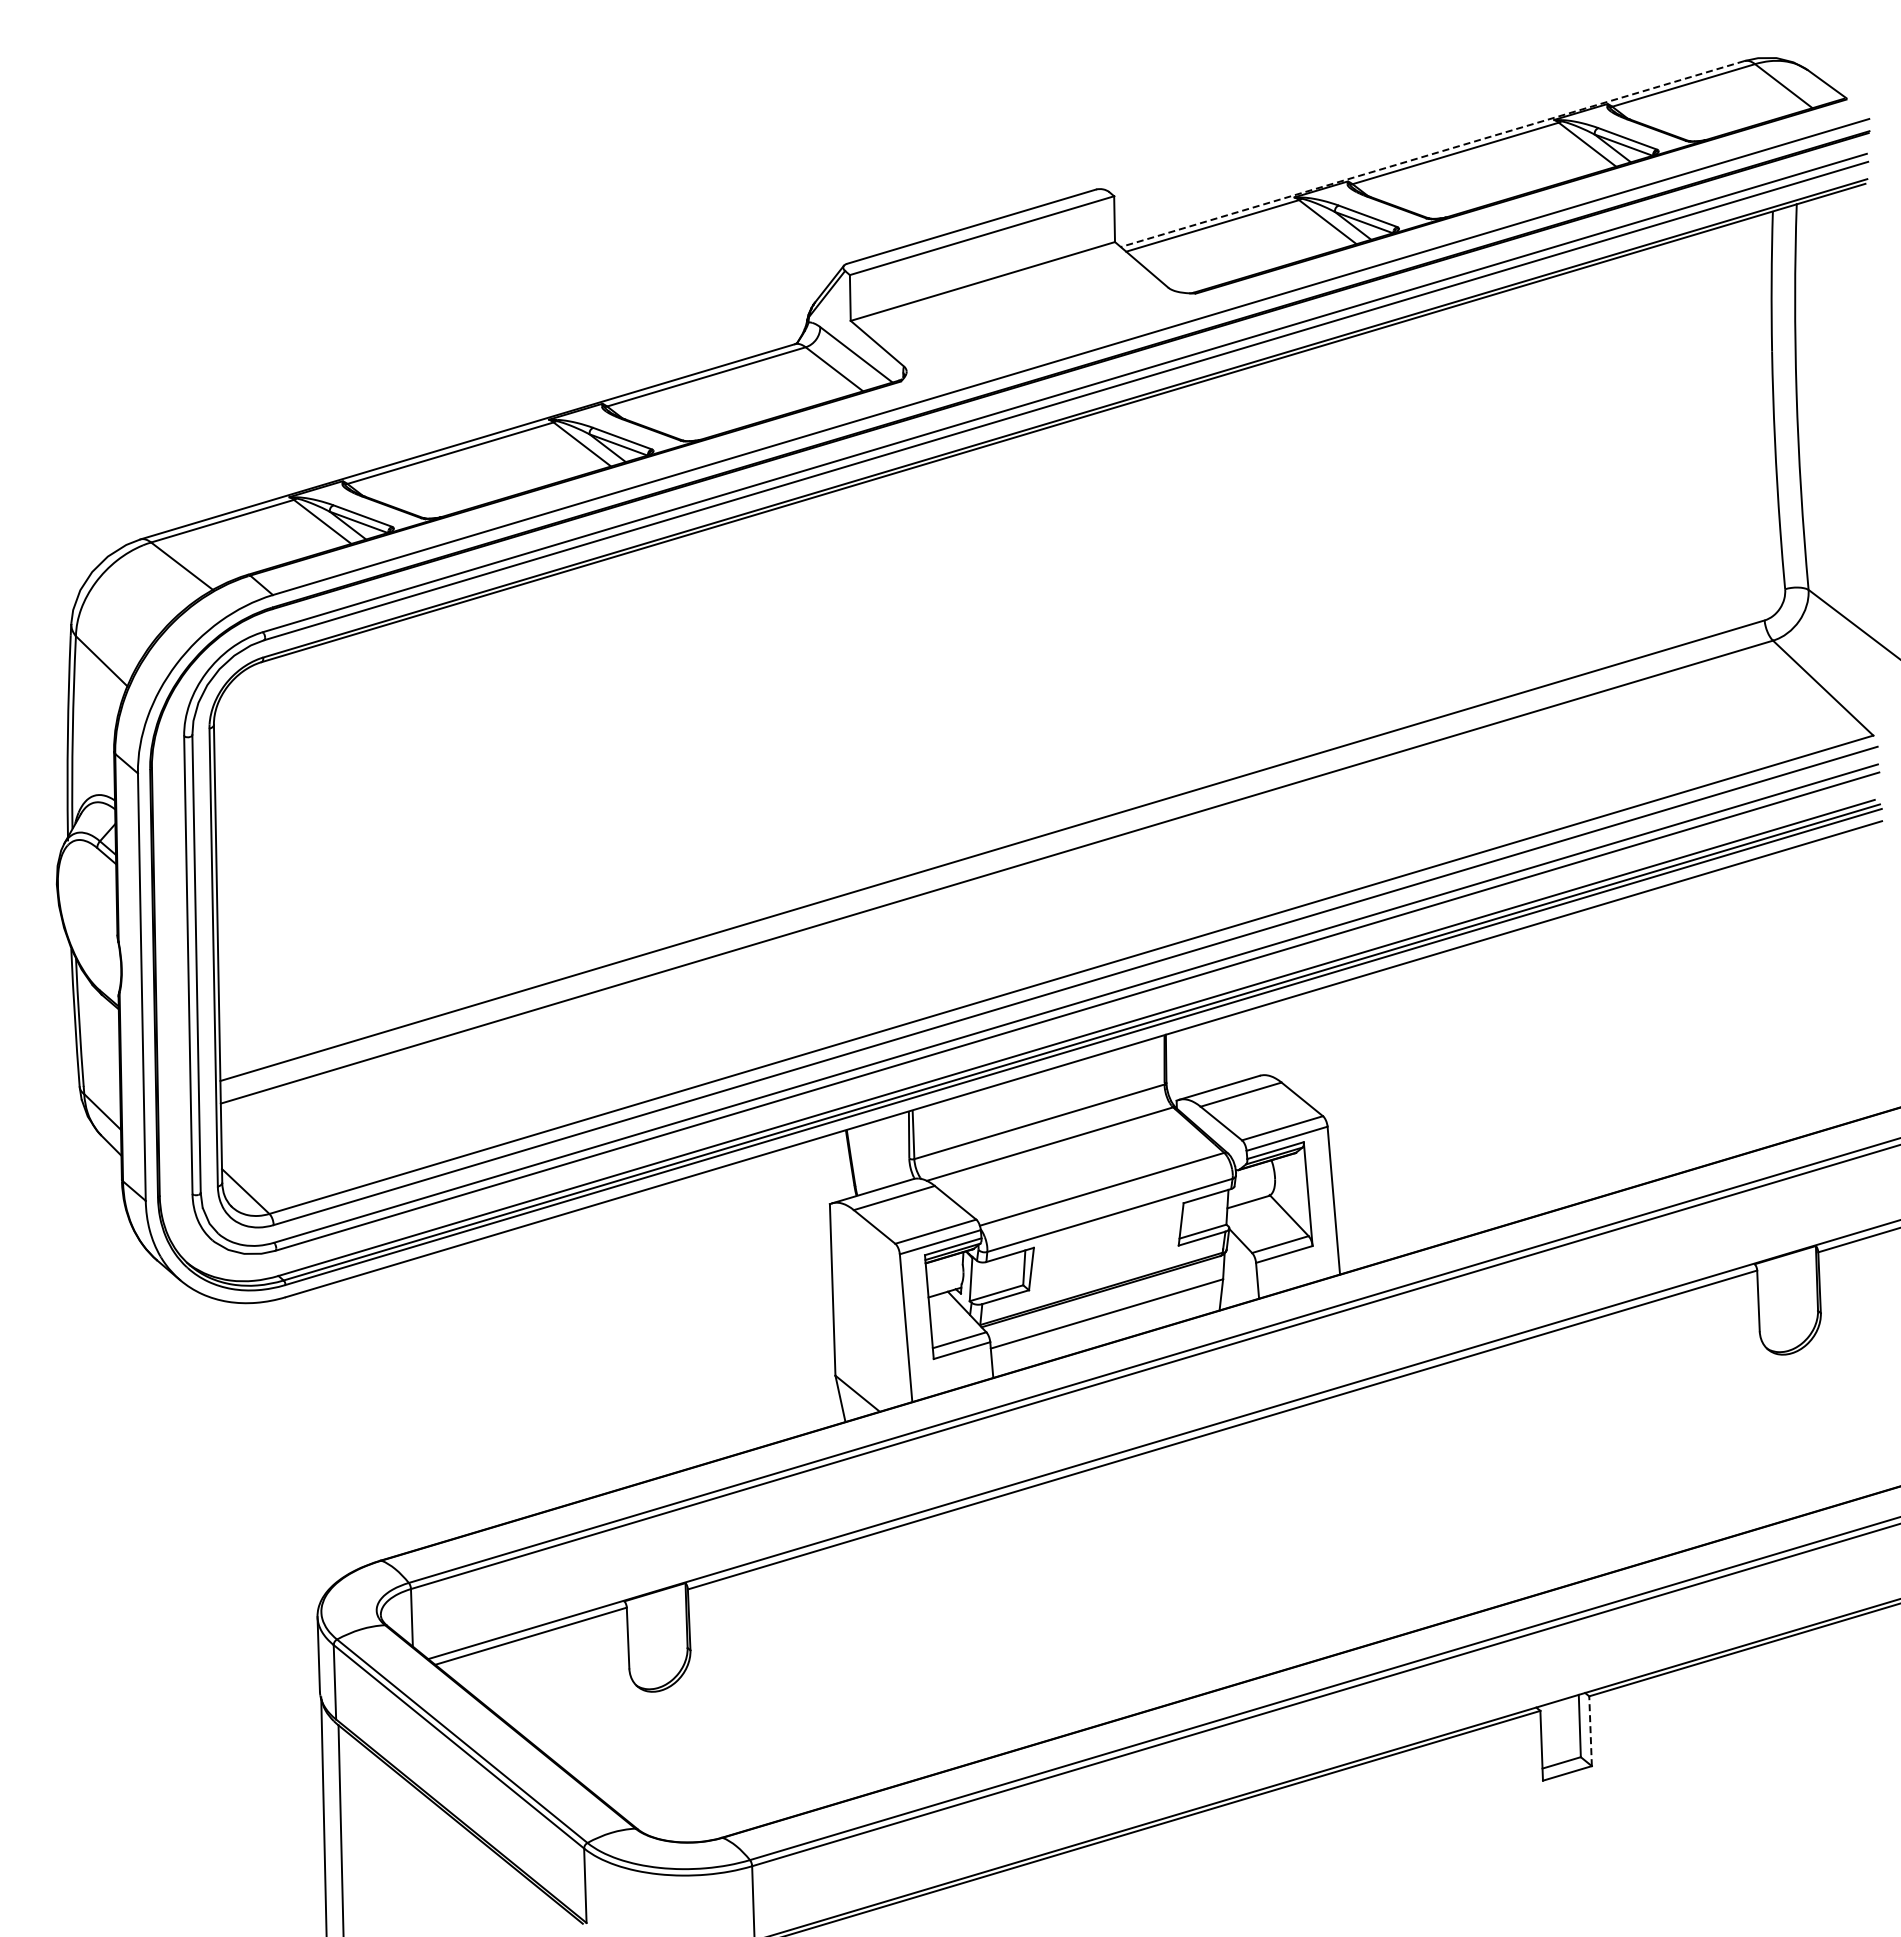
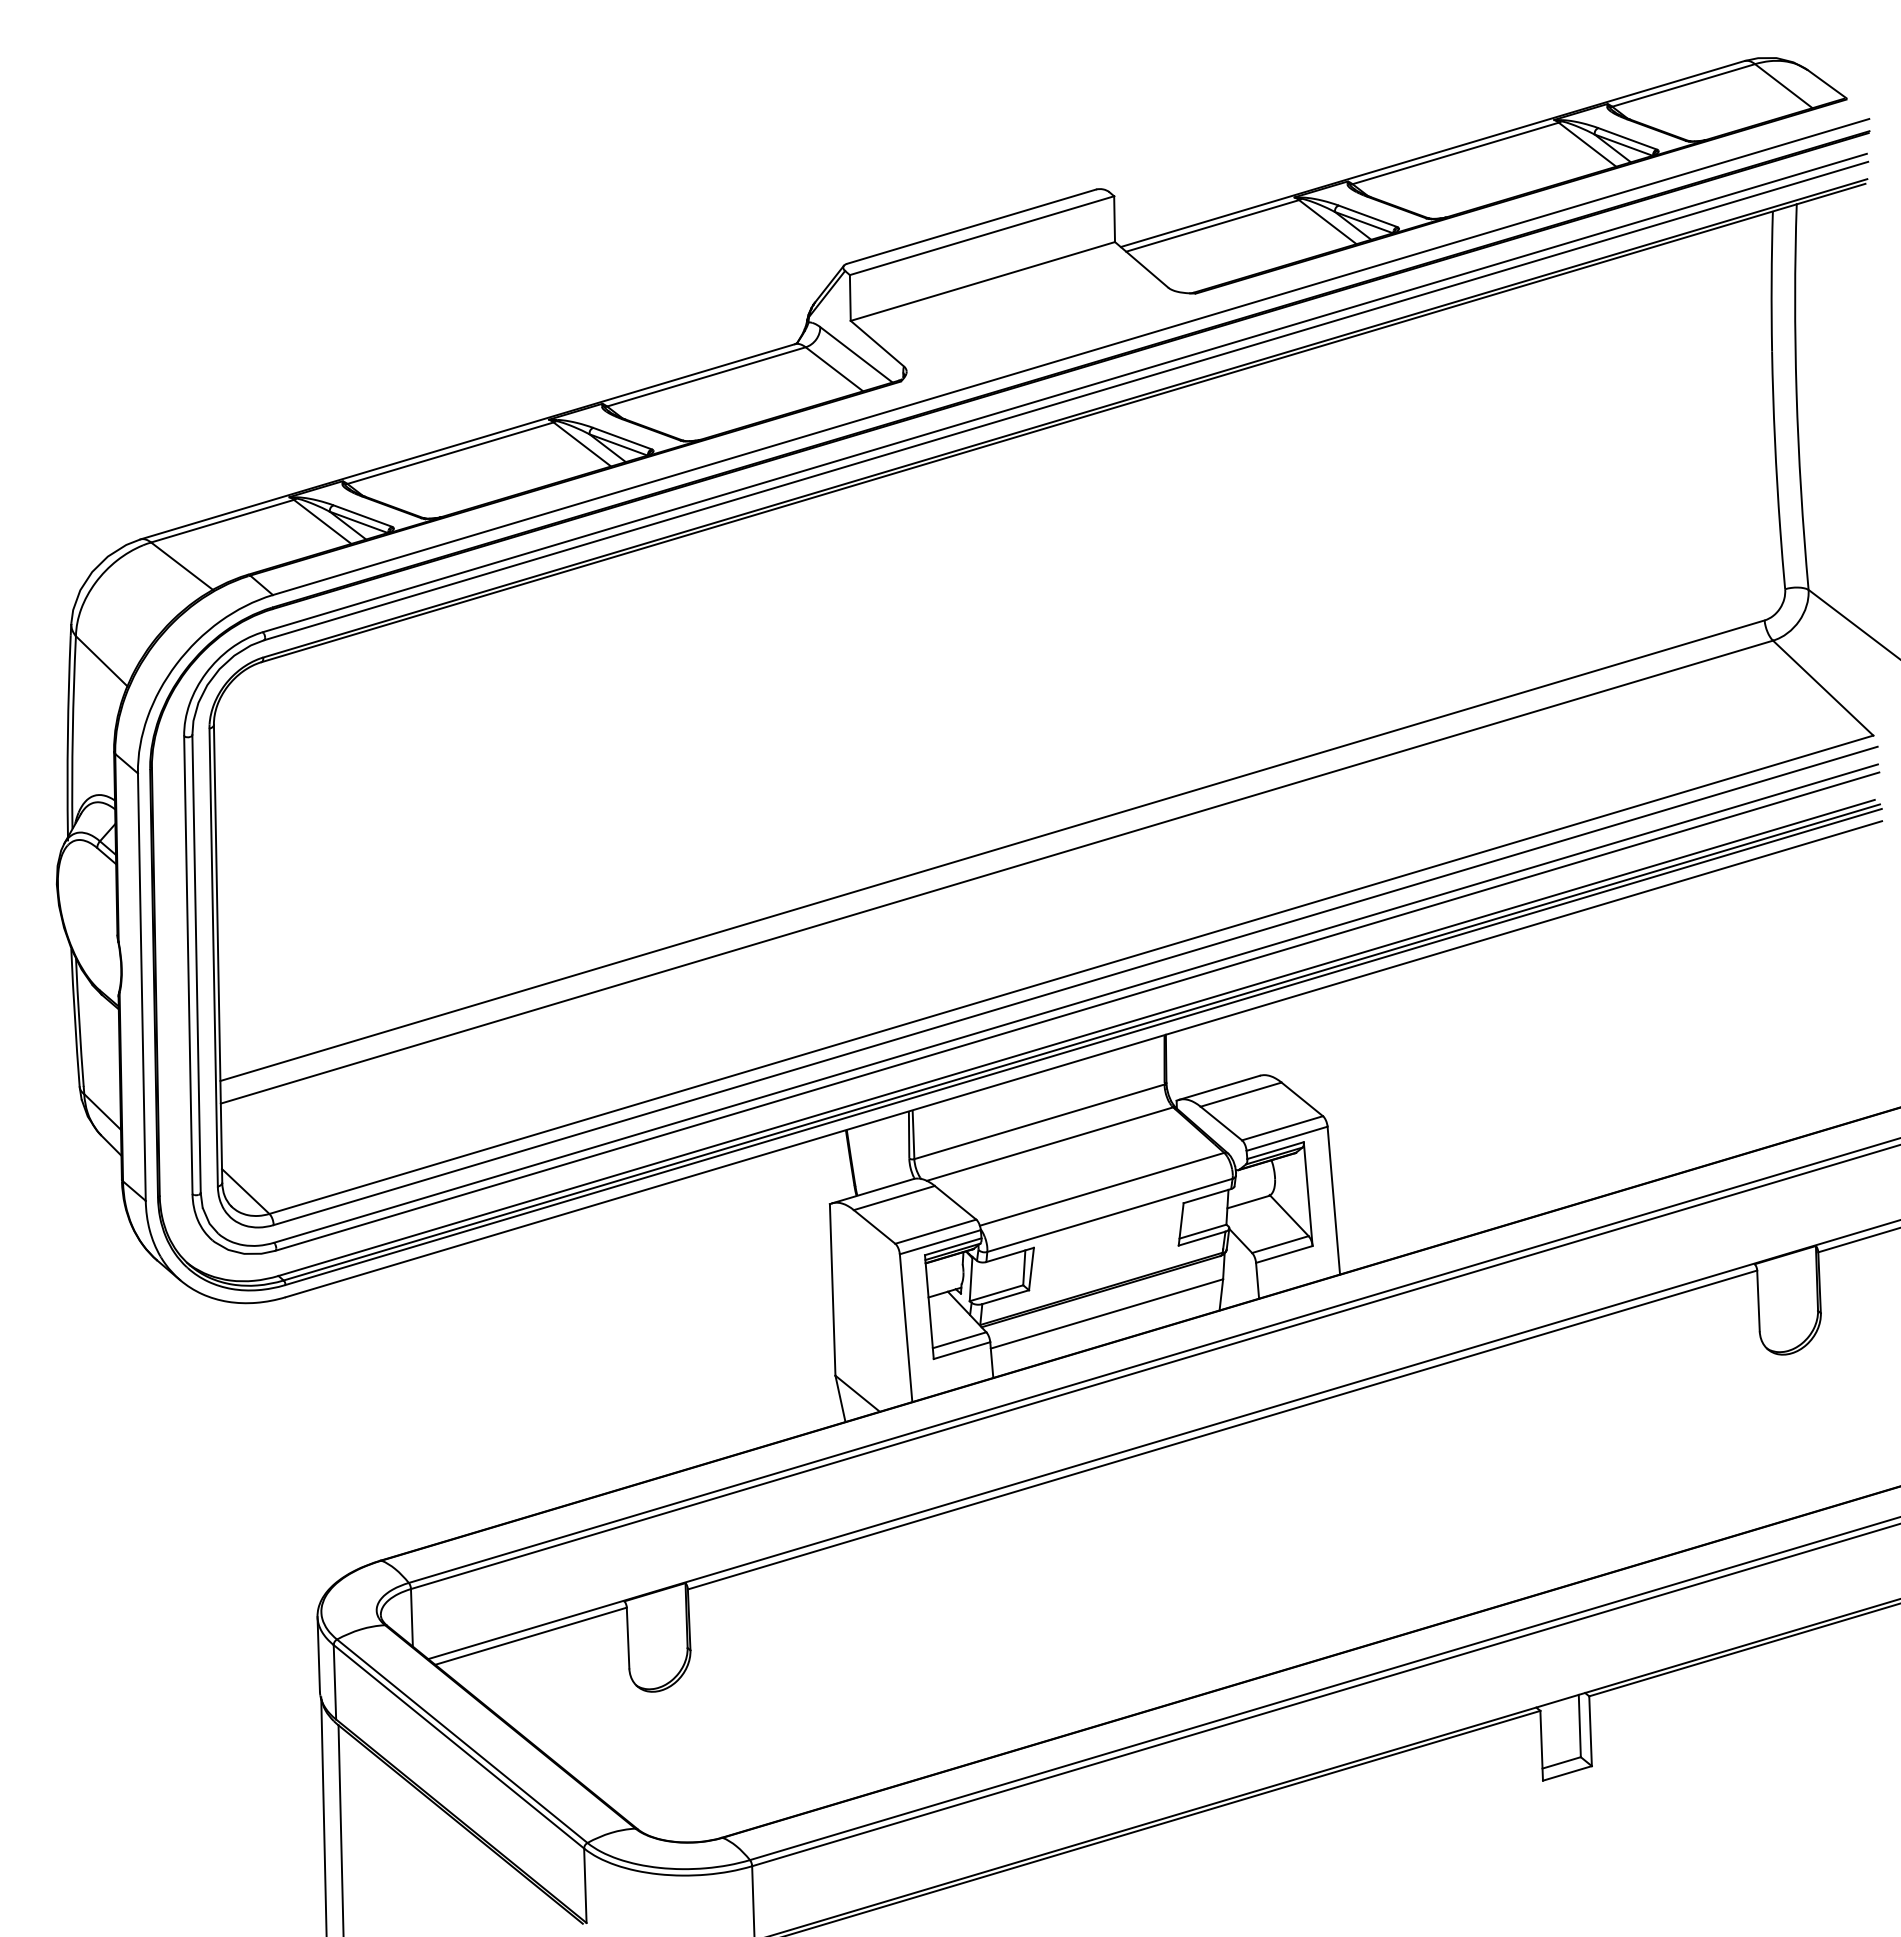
line: dashed -> solid (1432, 154)
line: dashed -> solid (1590, 1731)
